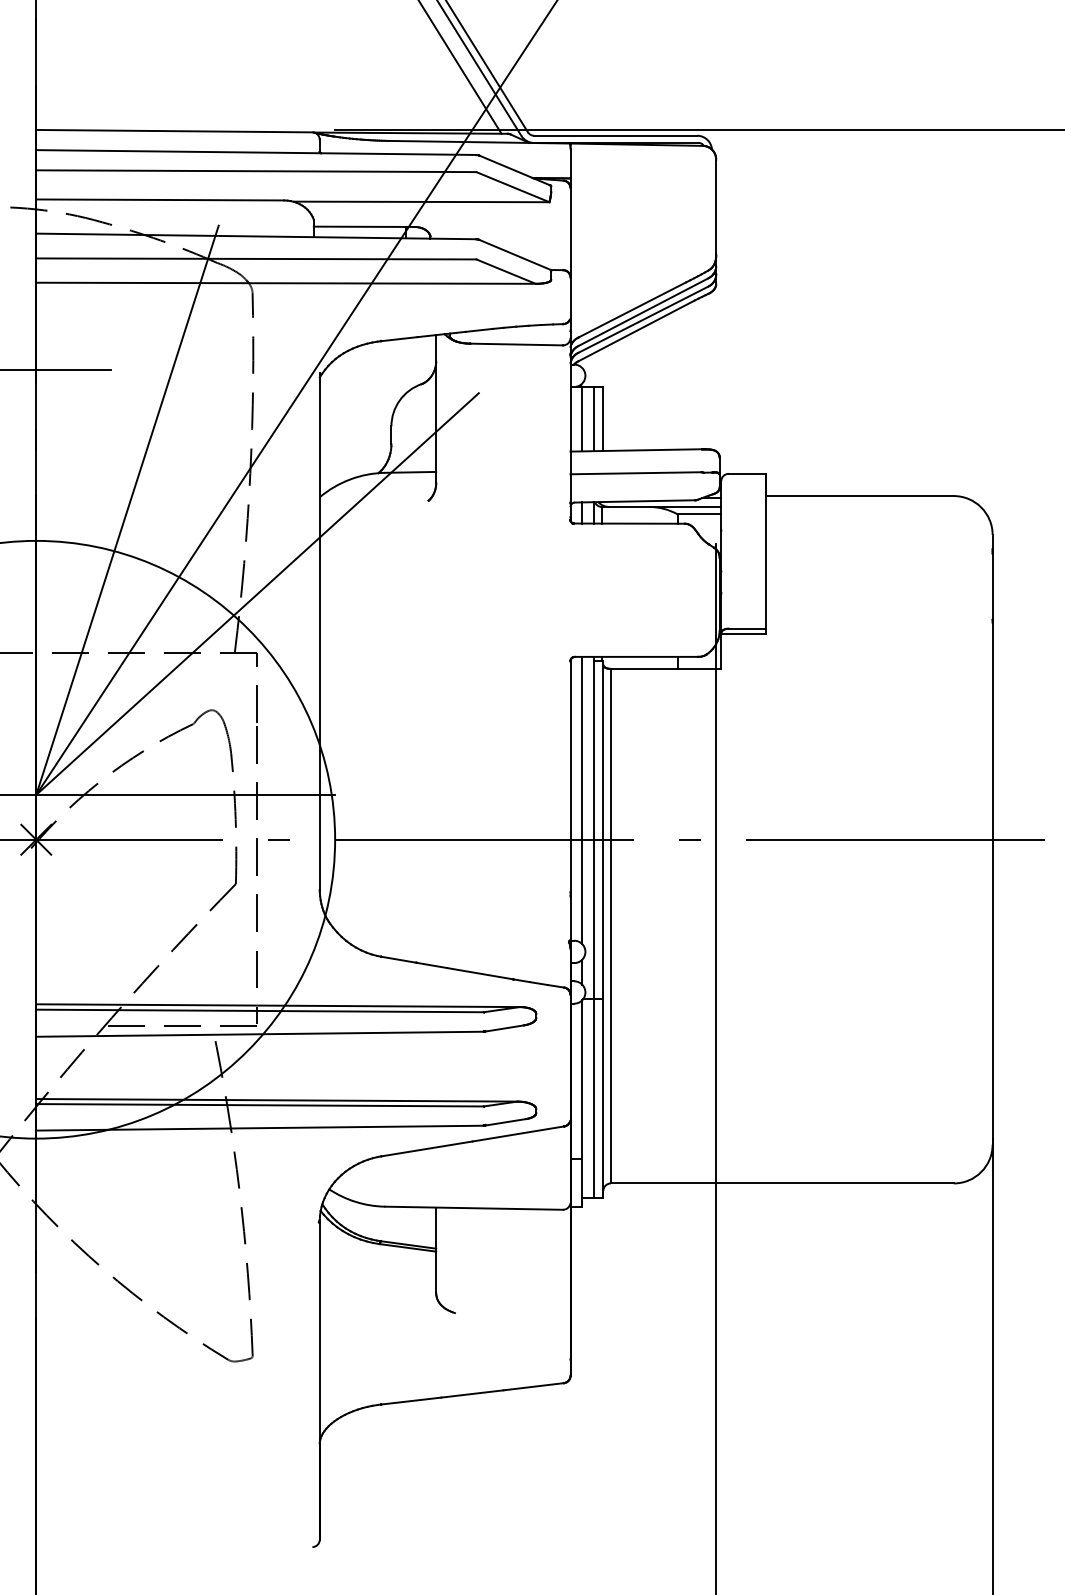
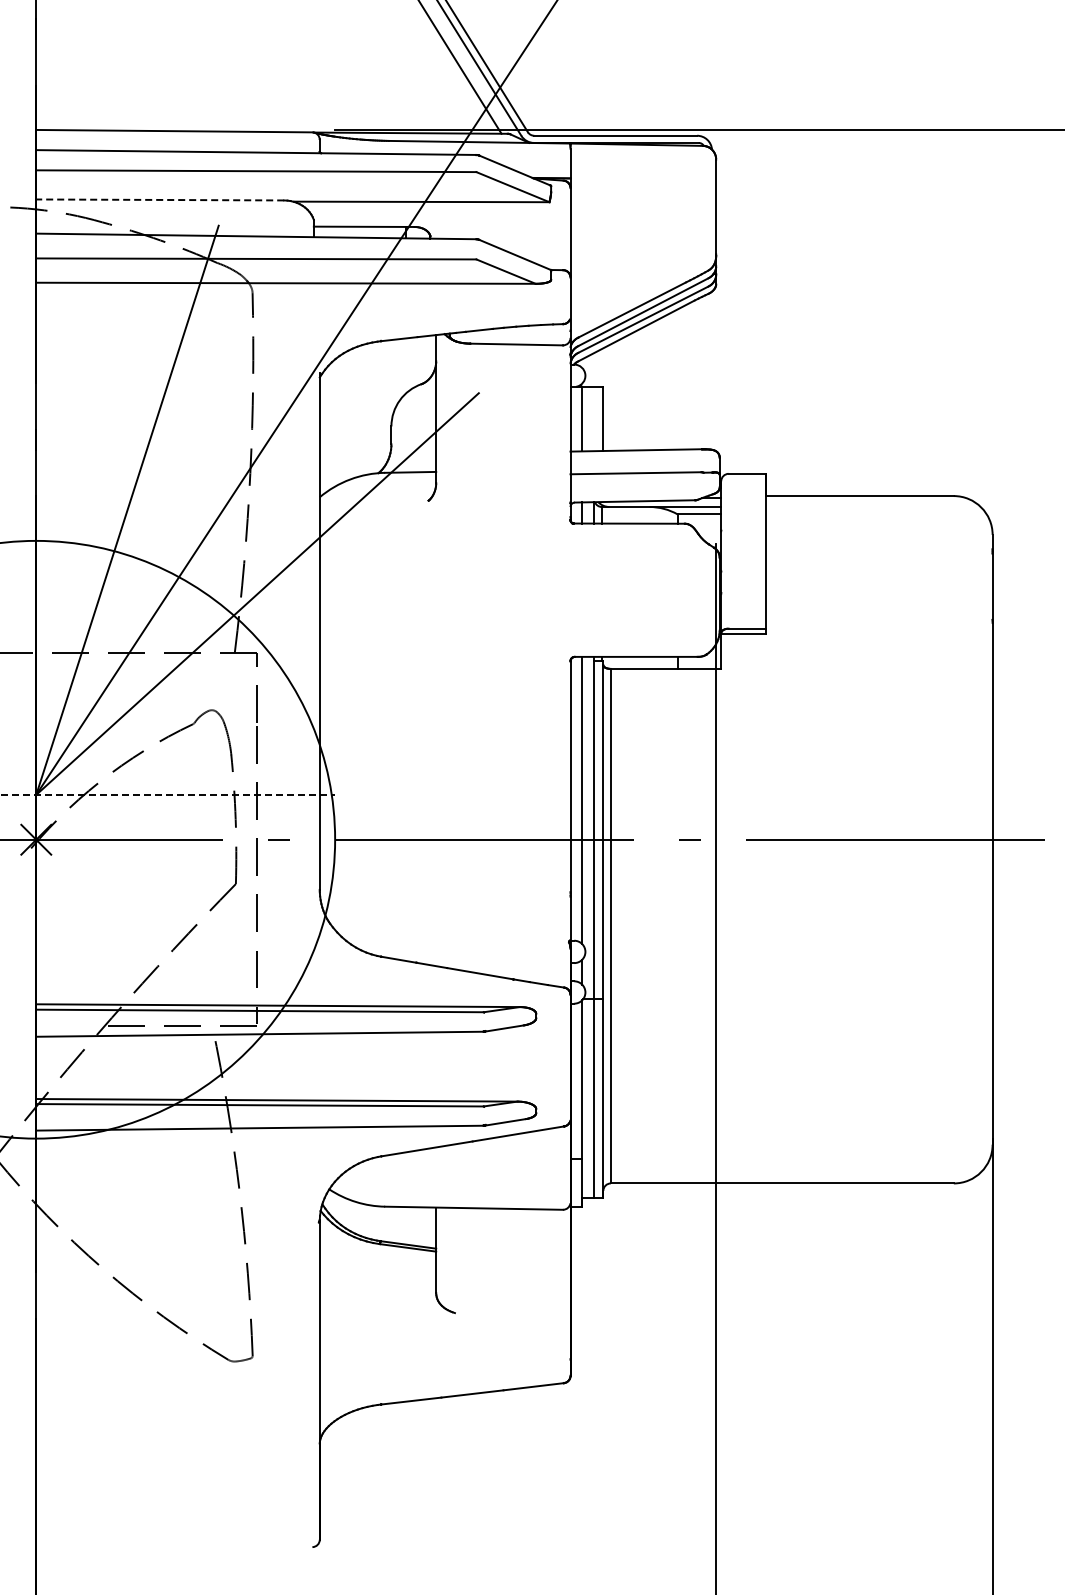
line: solid -> dashed (160, 199)
line: present -> none (56, 370)
line: present -> none (594, 418)
line: solid -> dashed (168, 794)
